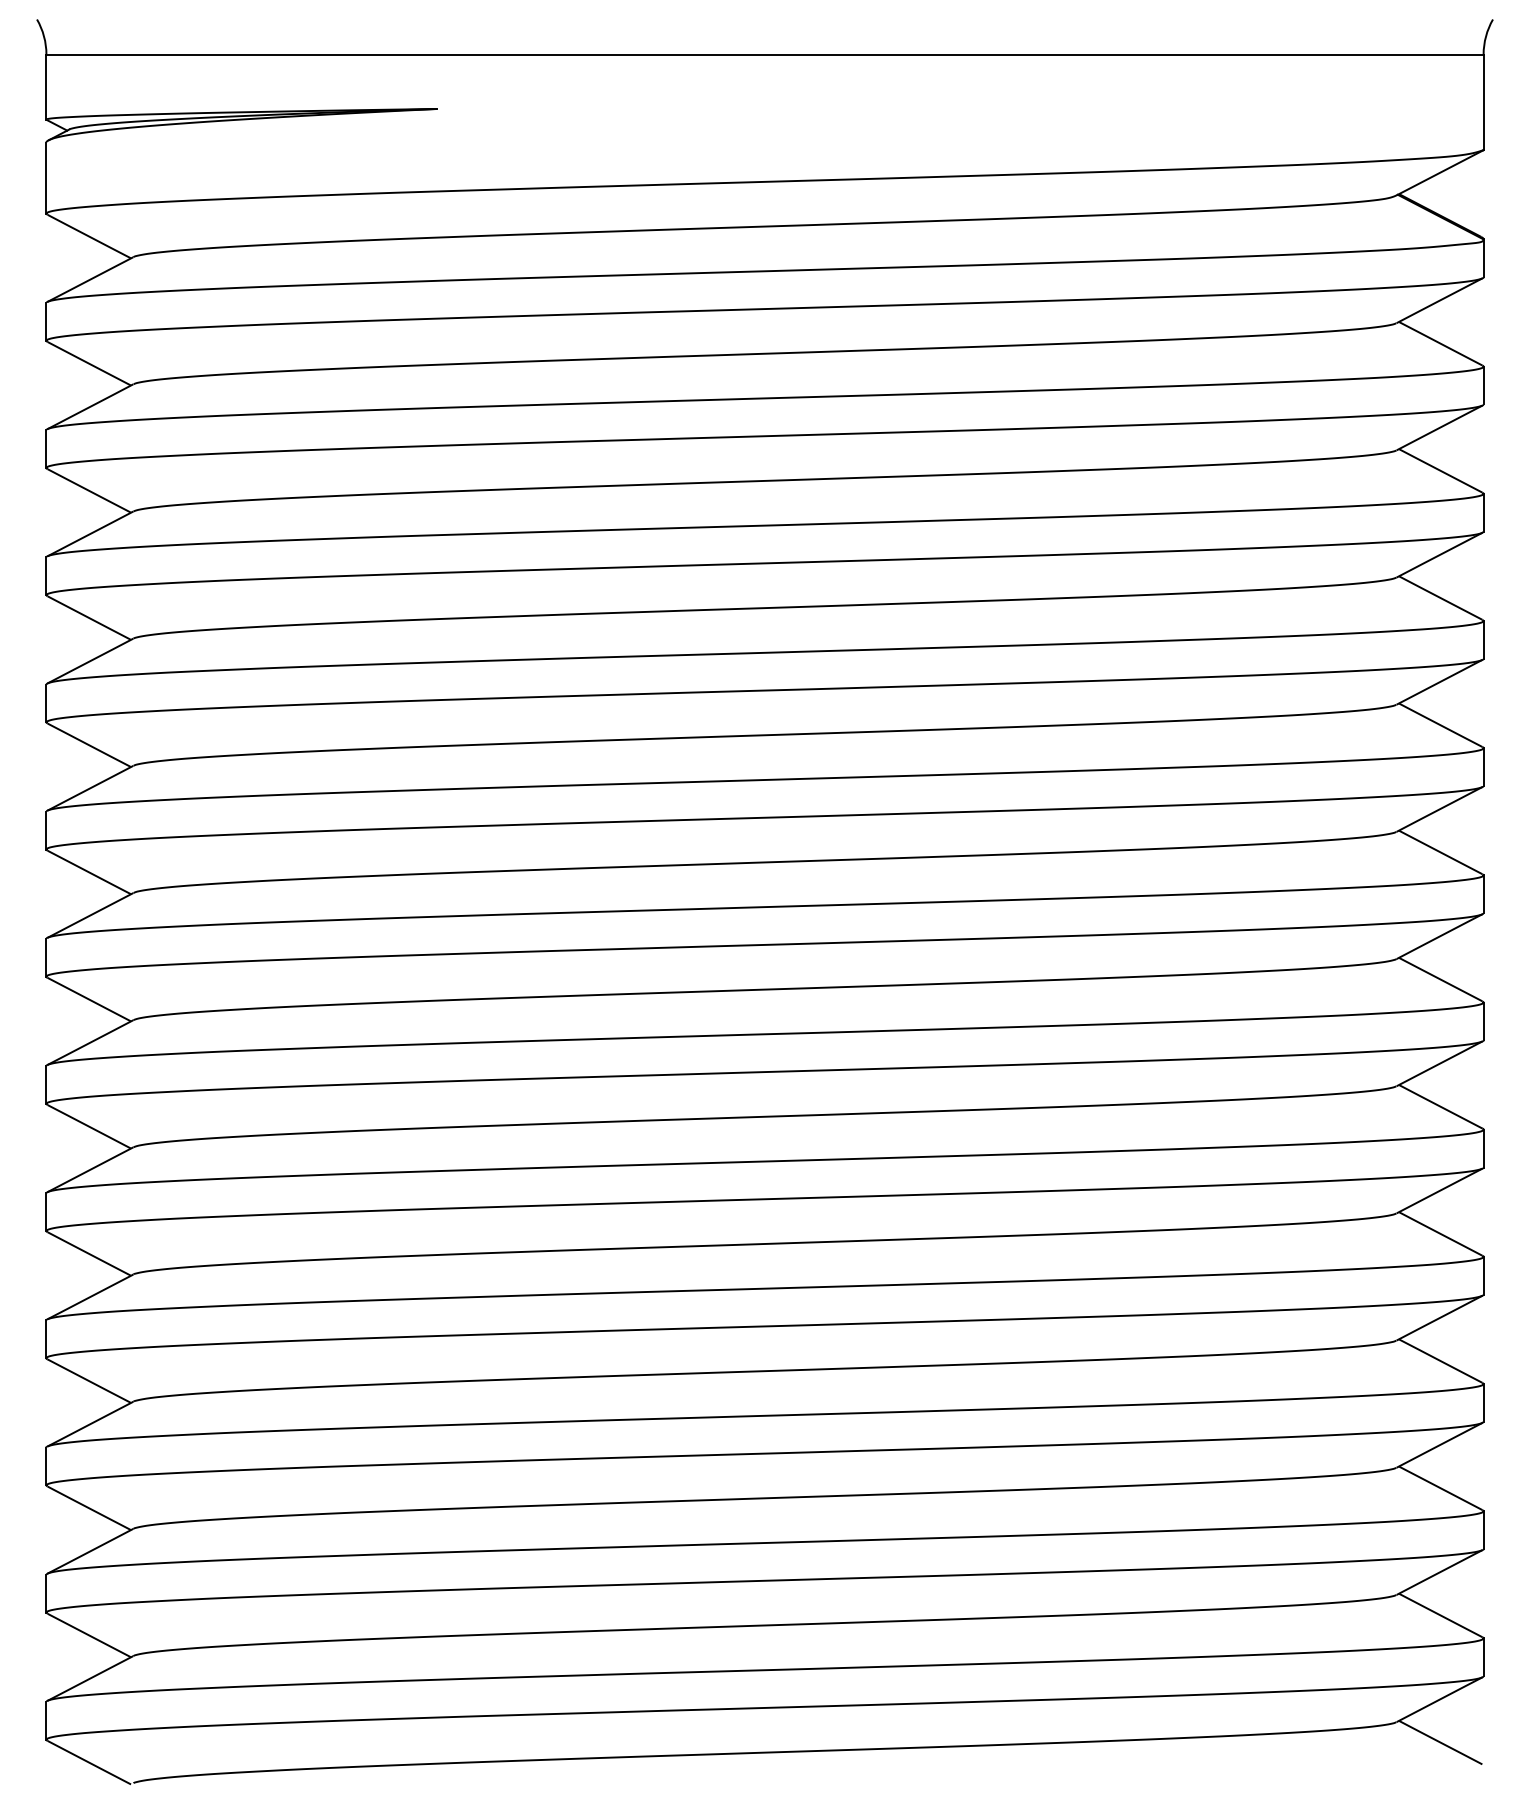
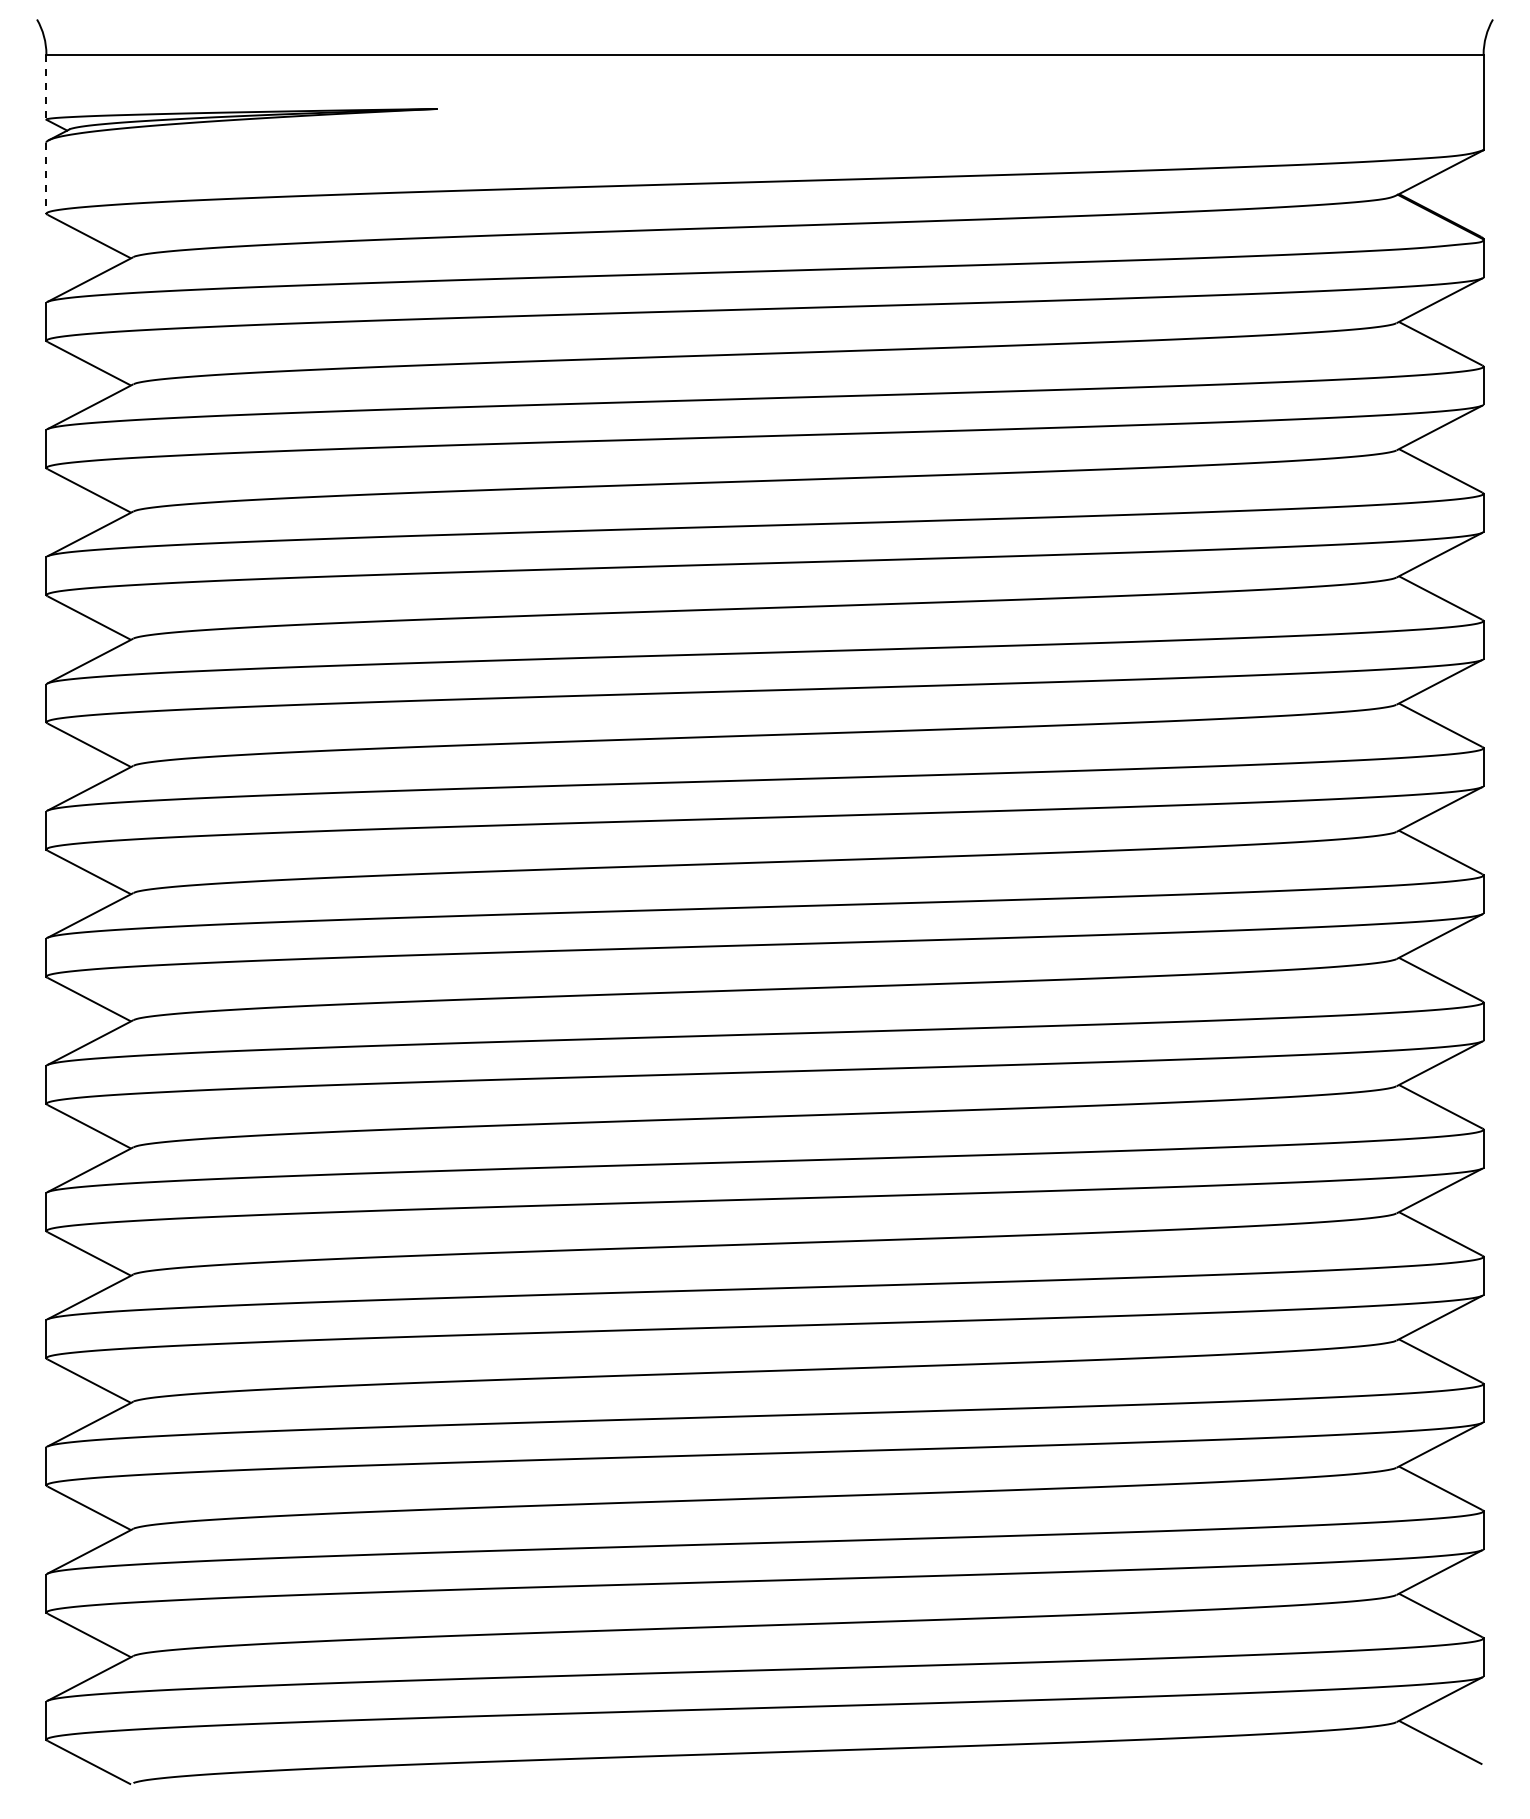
line: solid -> dashed (46, 87)
line: solid -> dashed (46, 178)
